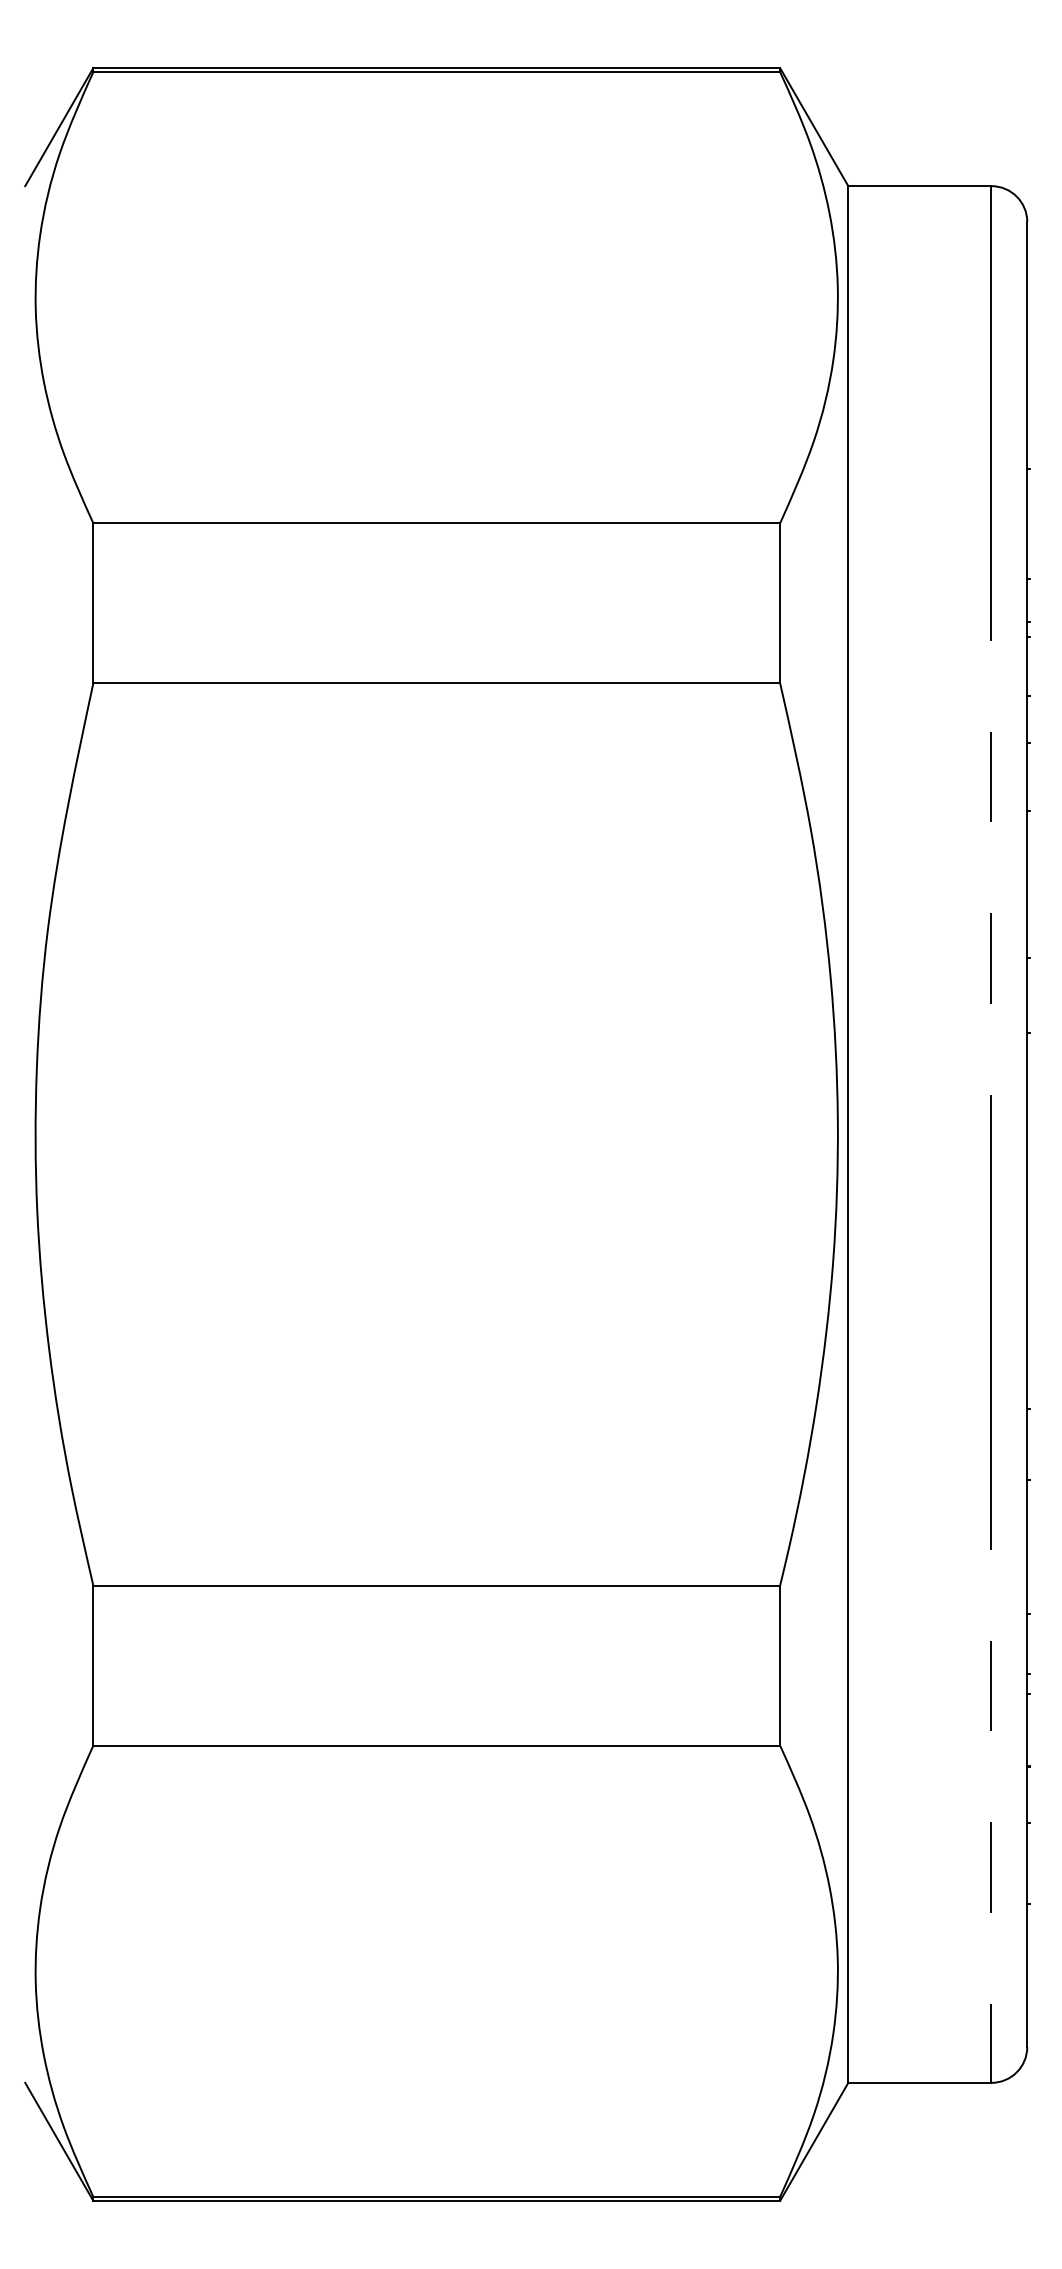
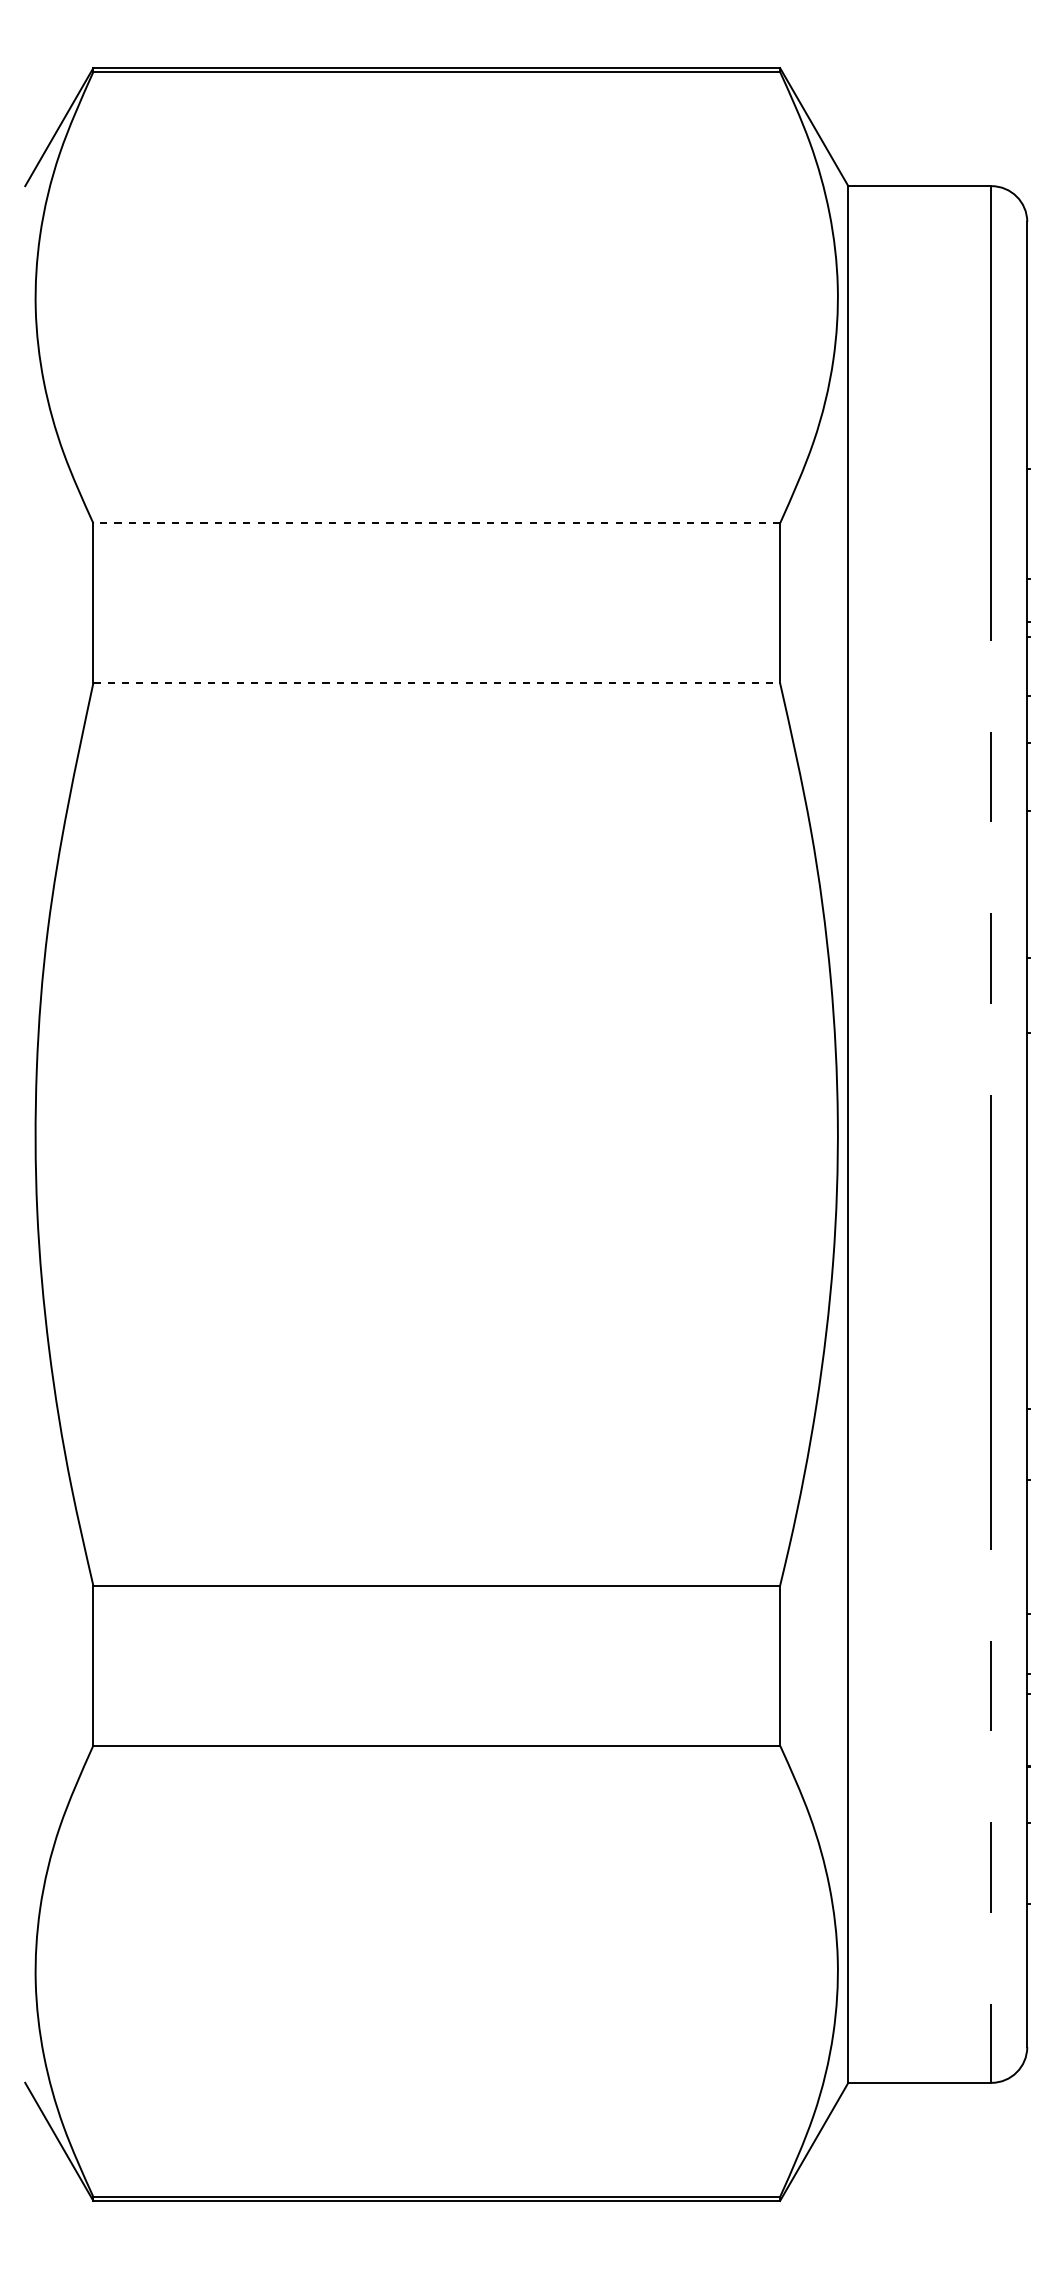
line: solid -> dashed (436, 523)
line: solid -> dashed (437, 683)
